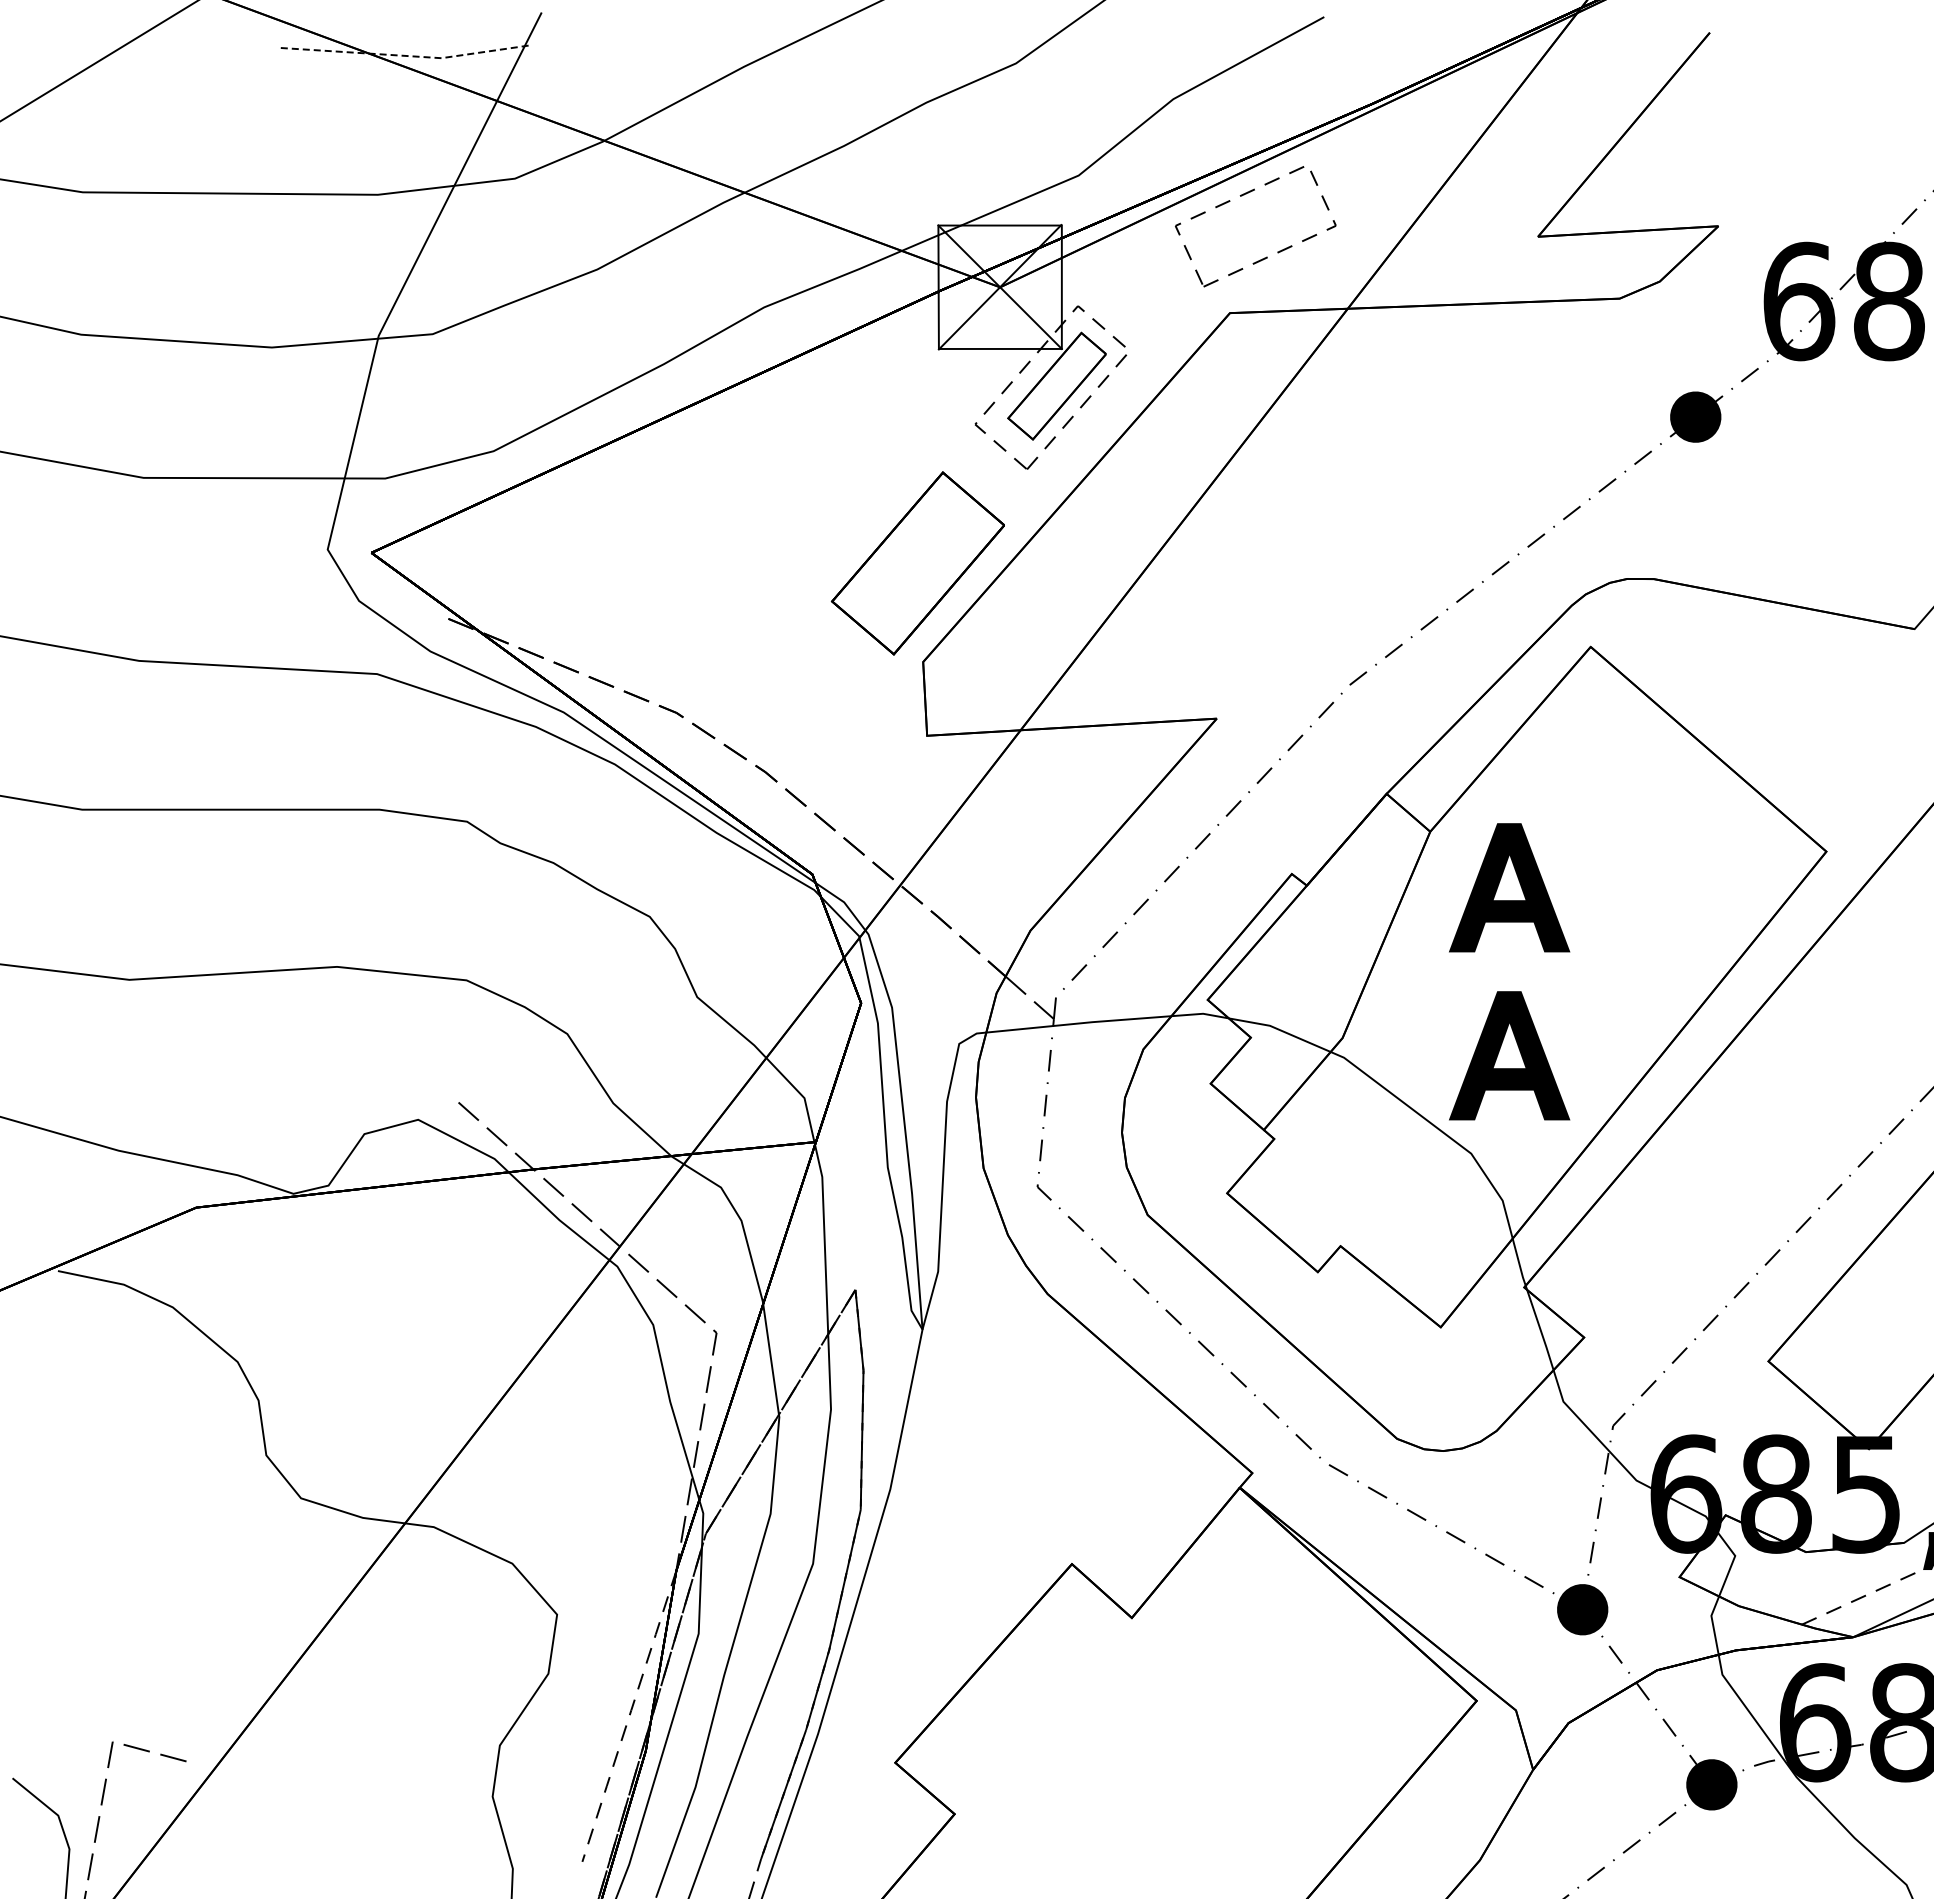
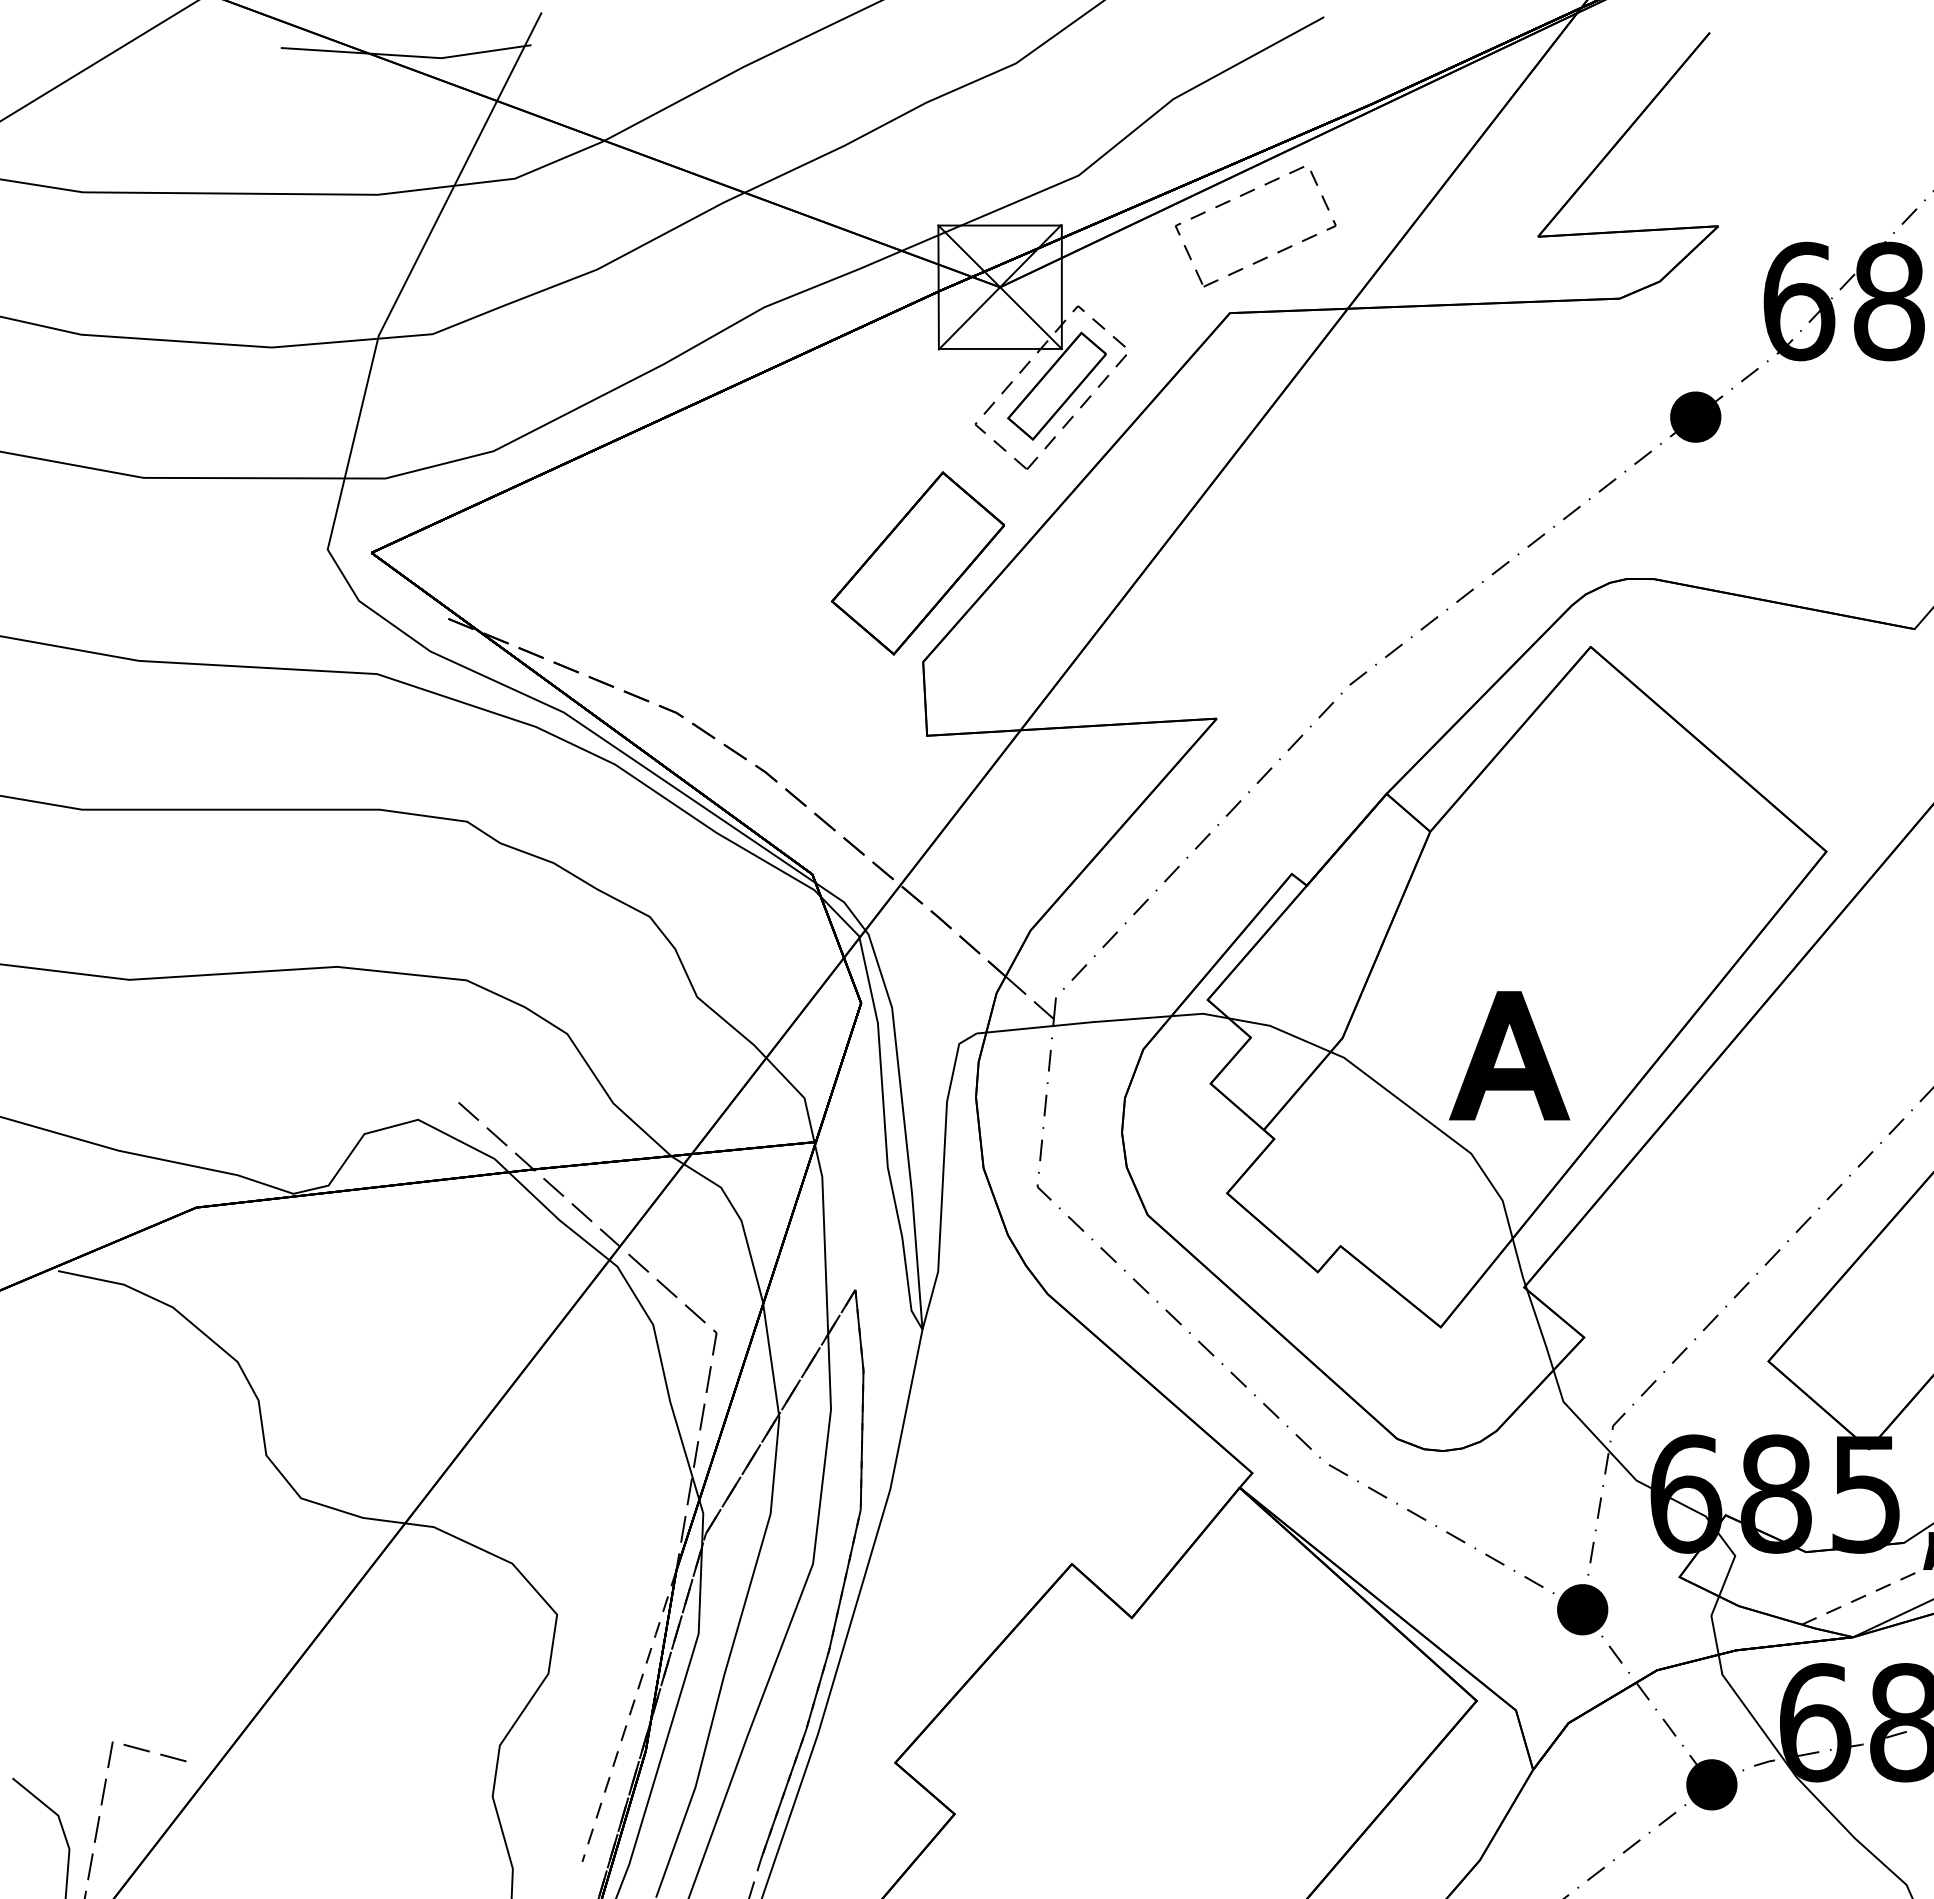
line: dashed -> solid (407, 56)
part: present -> none (1509, 887)
